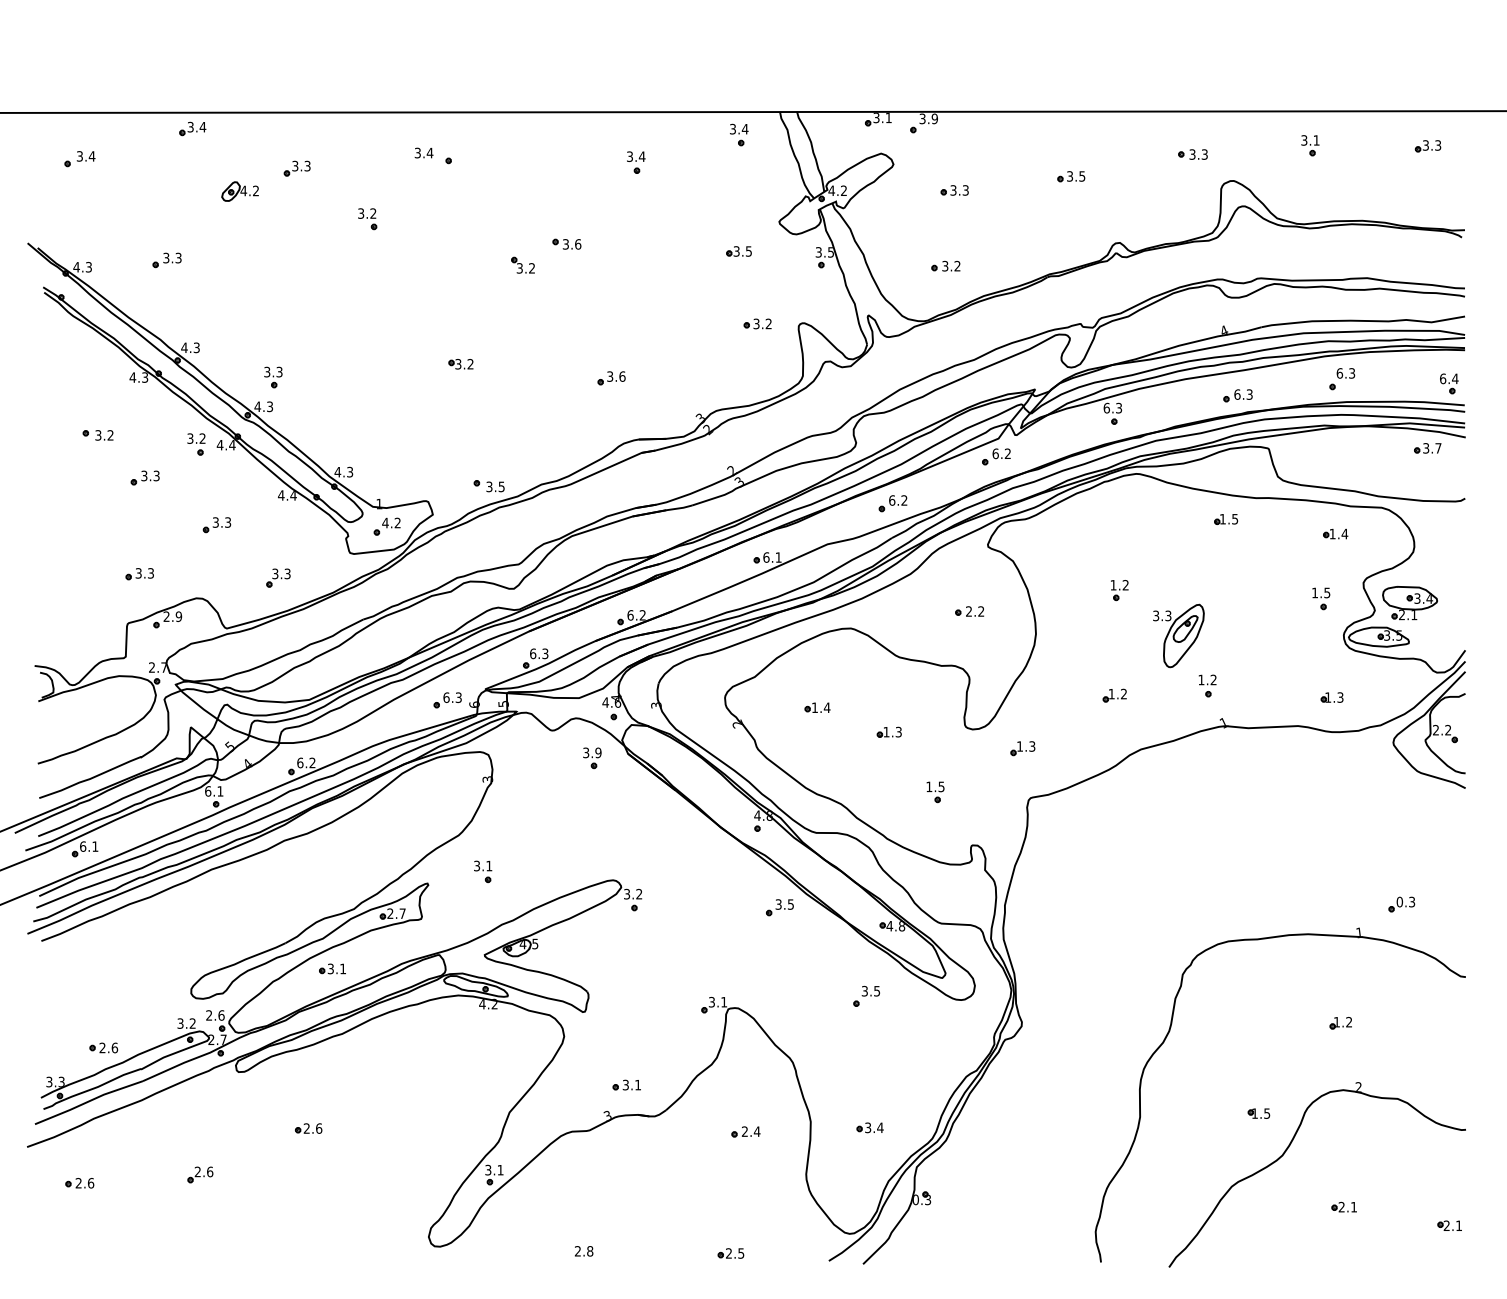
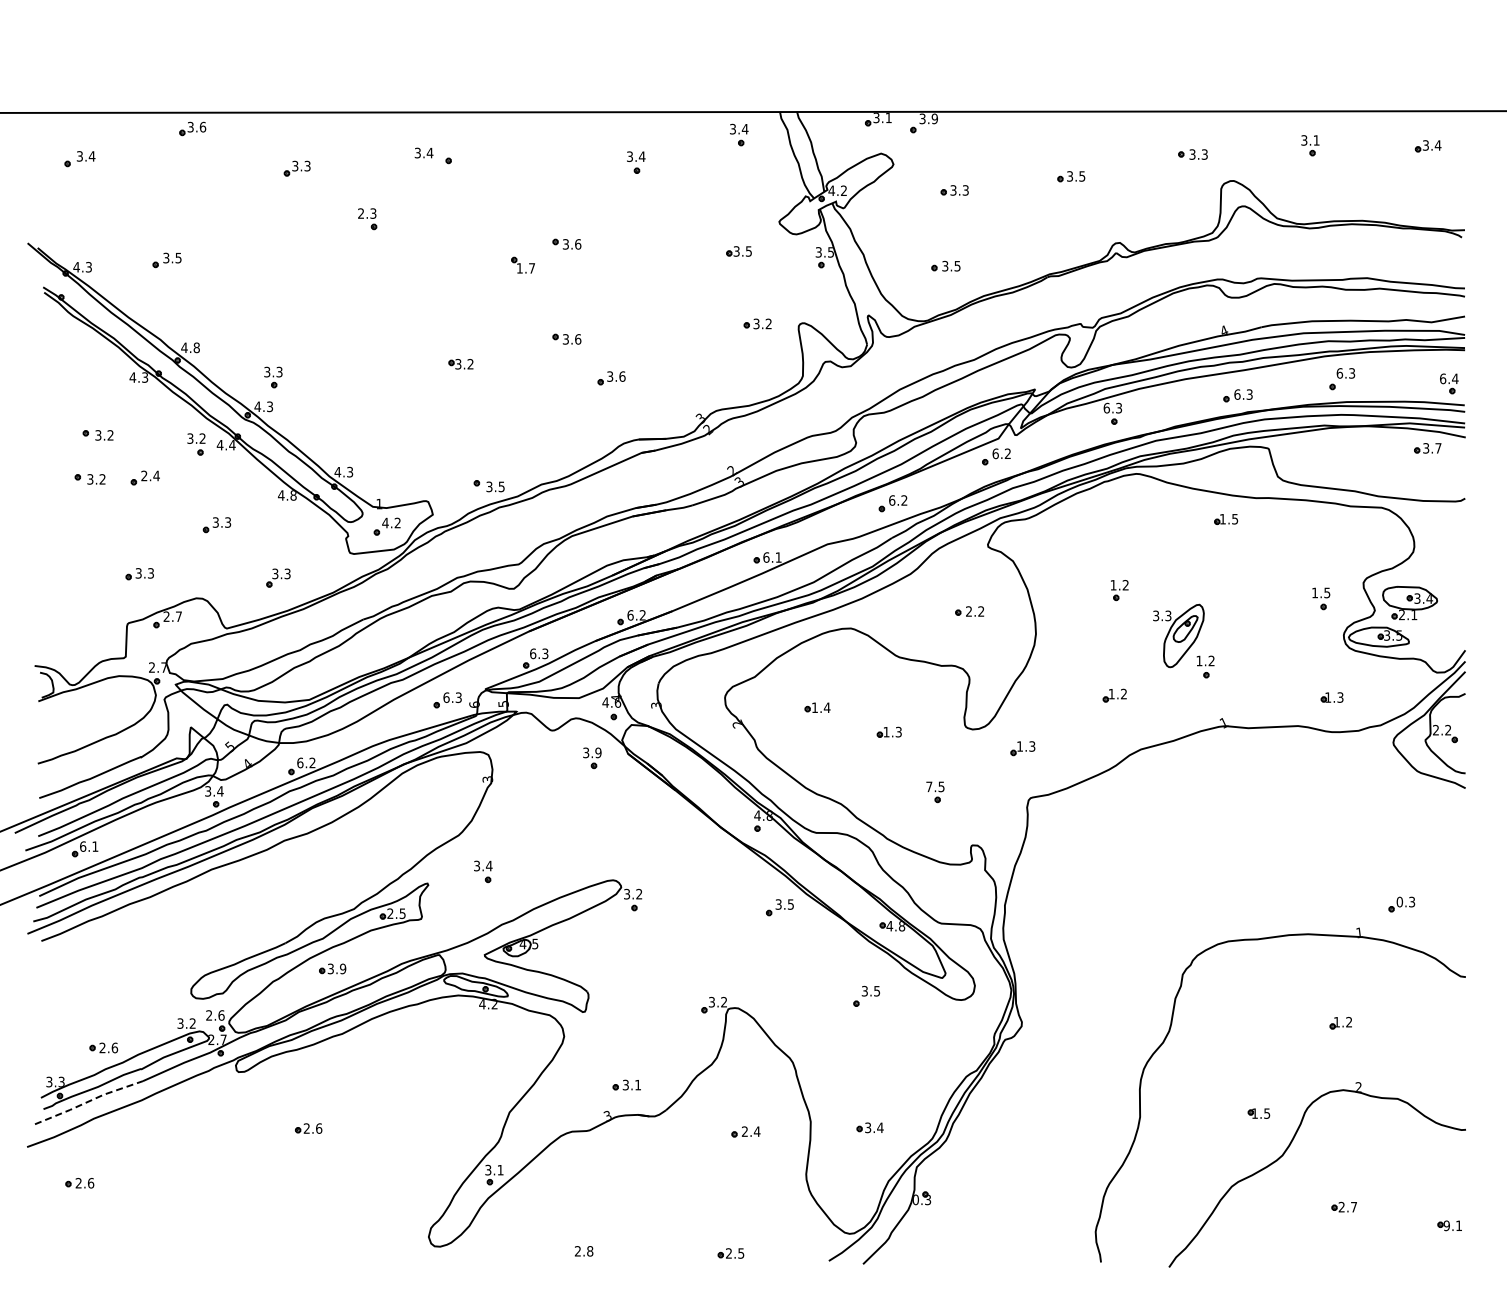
text: 3.4 -> 3.6 (202, 126)
text: 3.3 -> 3.4 (1437, 145)
part: present -> none (239, 191)
text: 3.2 -> 2.3 (367, 213)
text: 3.3 -> 3.5 (178, 257)
text: 3.2 -> 3.5 (957, 265)
text: 3.2 -> 1.7 (525, 268)
part: none -> present (566, 338)
text: 4.3 -> 4.8 (196, 347)
text: 3.3 -> 2.4 (150, 475)
part: none -> present (89, 479)
text: 4.4 -> 4.8 (293, 495)
part: present -> none (1335, 533)
text: 2.9 -> 2.7 (178, 616)
part position: (1207, 685) -> (1205, 666) (1205, 666)
text: 1.5 -> 7.5 (929, 786)
text: 6.1 -> 3.4 (214, 791)
text: 3.1 -> 3.4 (489, 865)
text: 2.7 -> 2.5 (402, 913)
text: 3.1 -> 3.9 (343, 968)
text: 3.1 -> 3.2 (723, 1001)
line: solid -> dashed (88, 1101)
part: present -> none (200, 1174)
text: 2.1 -> 2.7 (1353, 1207)
text: 2.1 -> 9.1 (1446, 1225)
